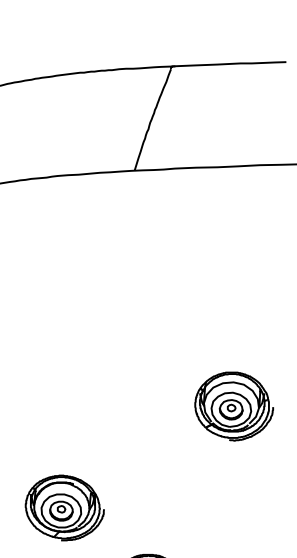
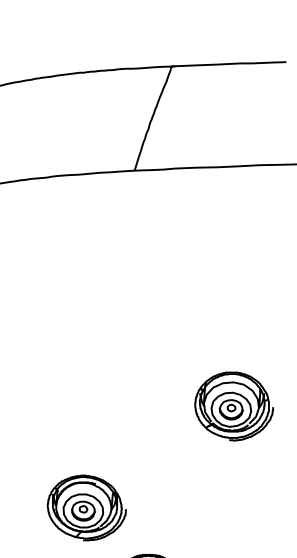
part position: (64, 507) -> (86, 507) (86, 507)
